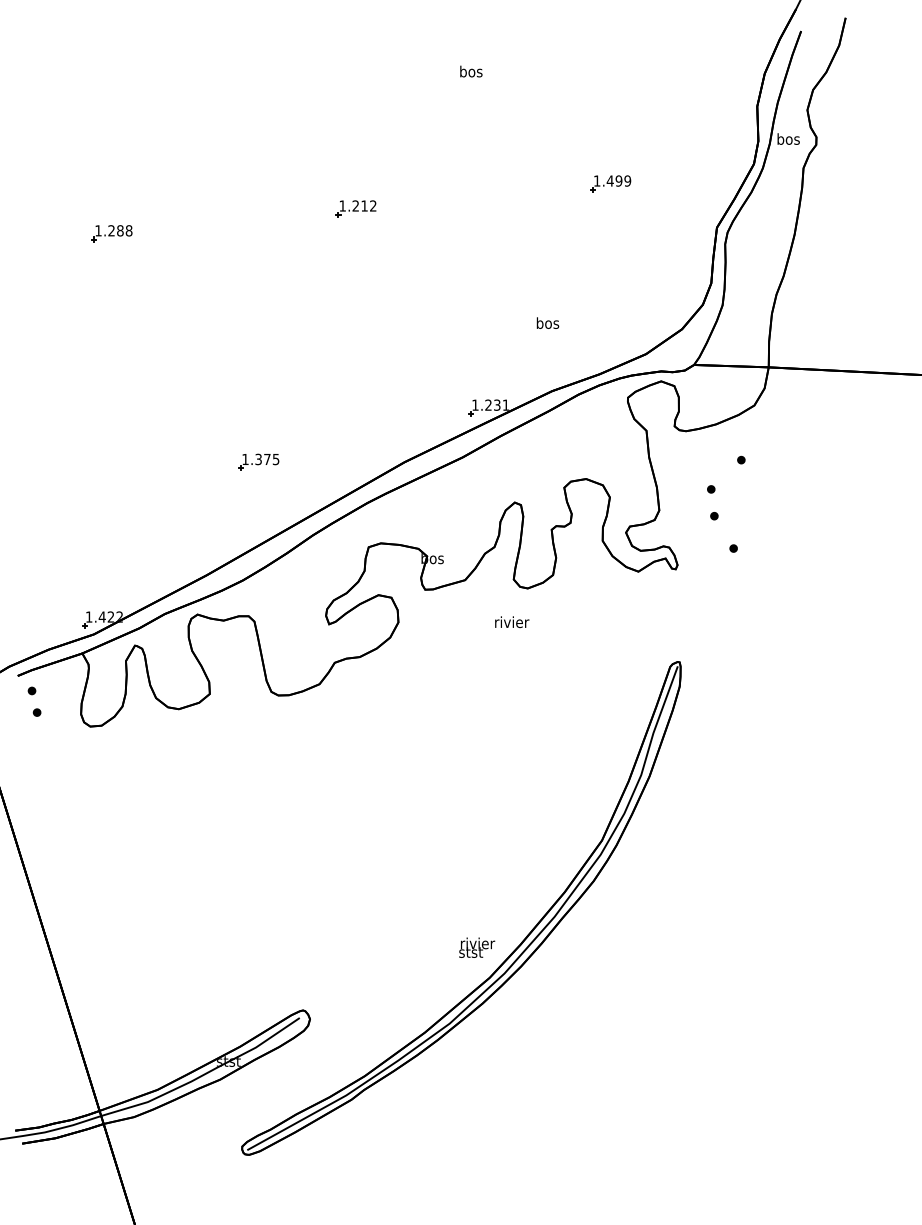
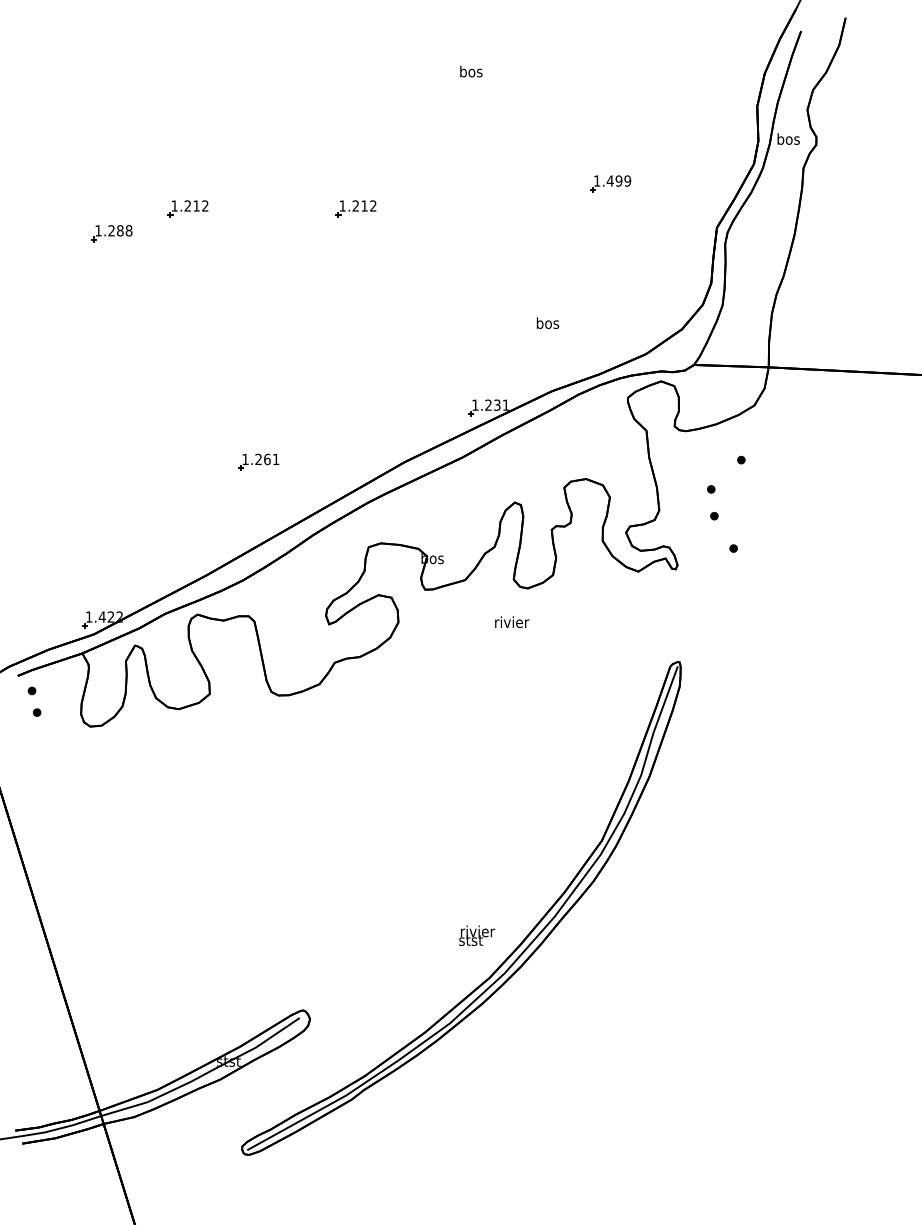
part: none -> present (187, 208)
text: 1.375 -> 1.261 (267, 459)
text position: (477, 947) -> (477, 935) (477, 935)
